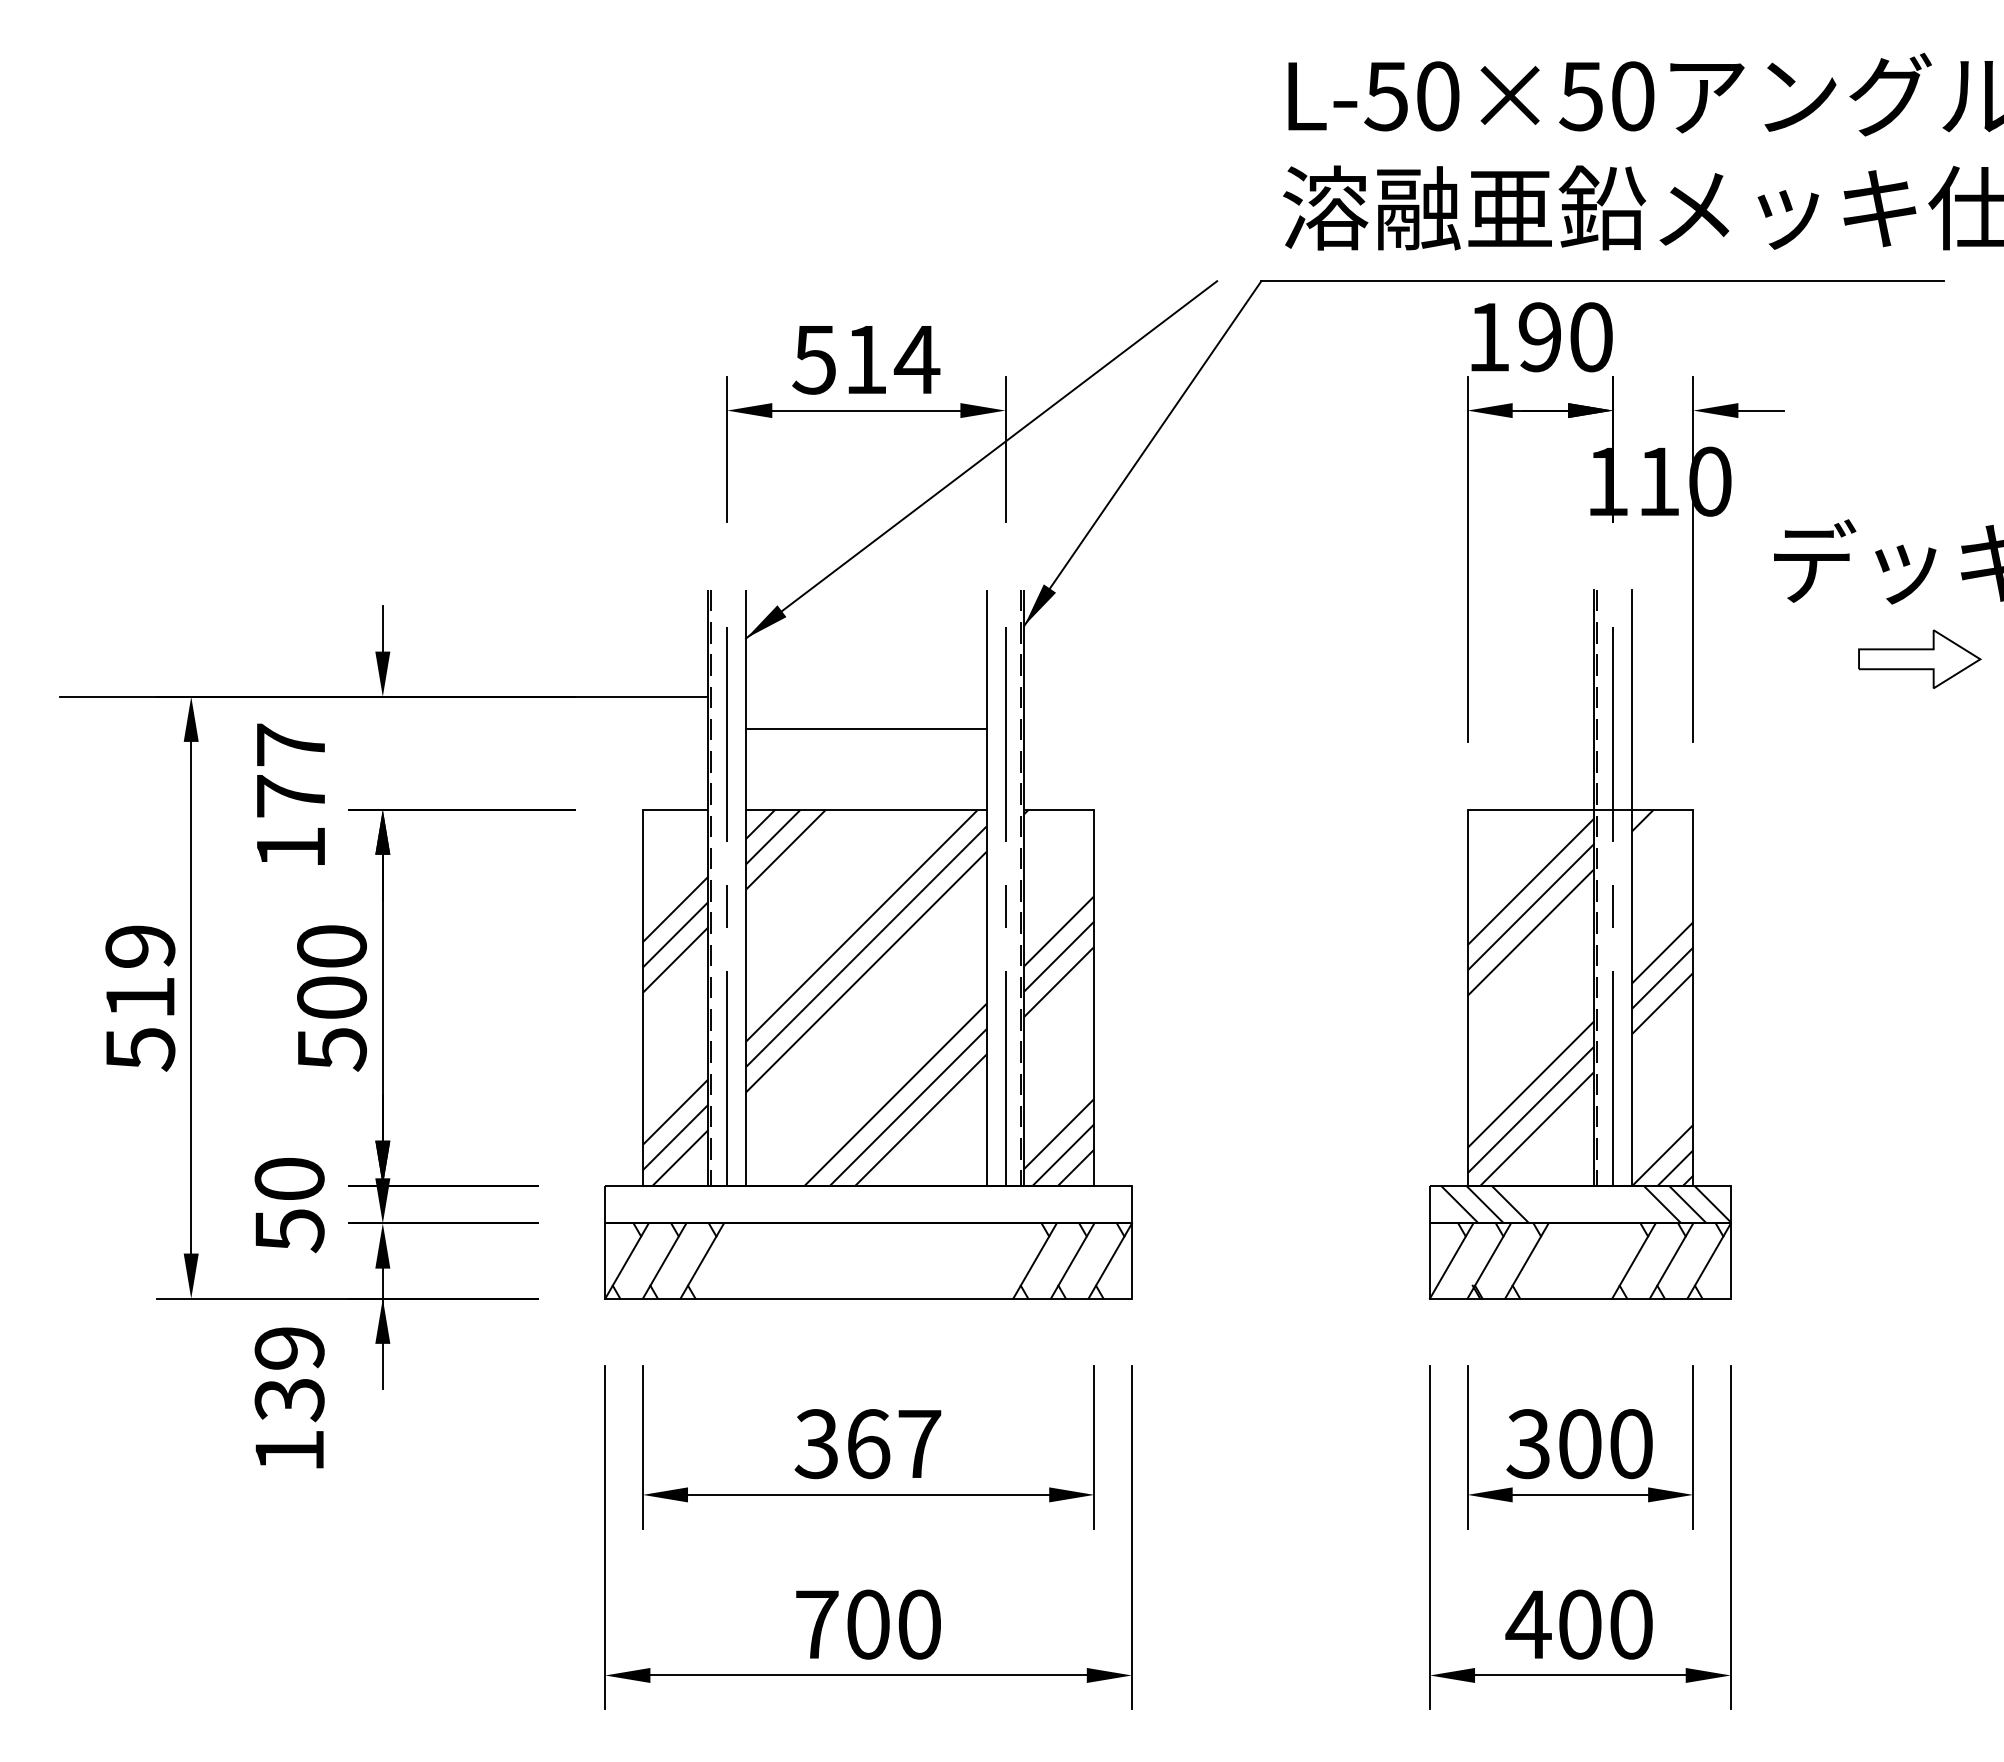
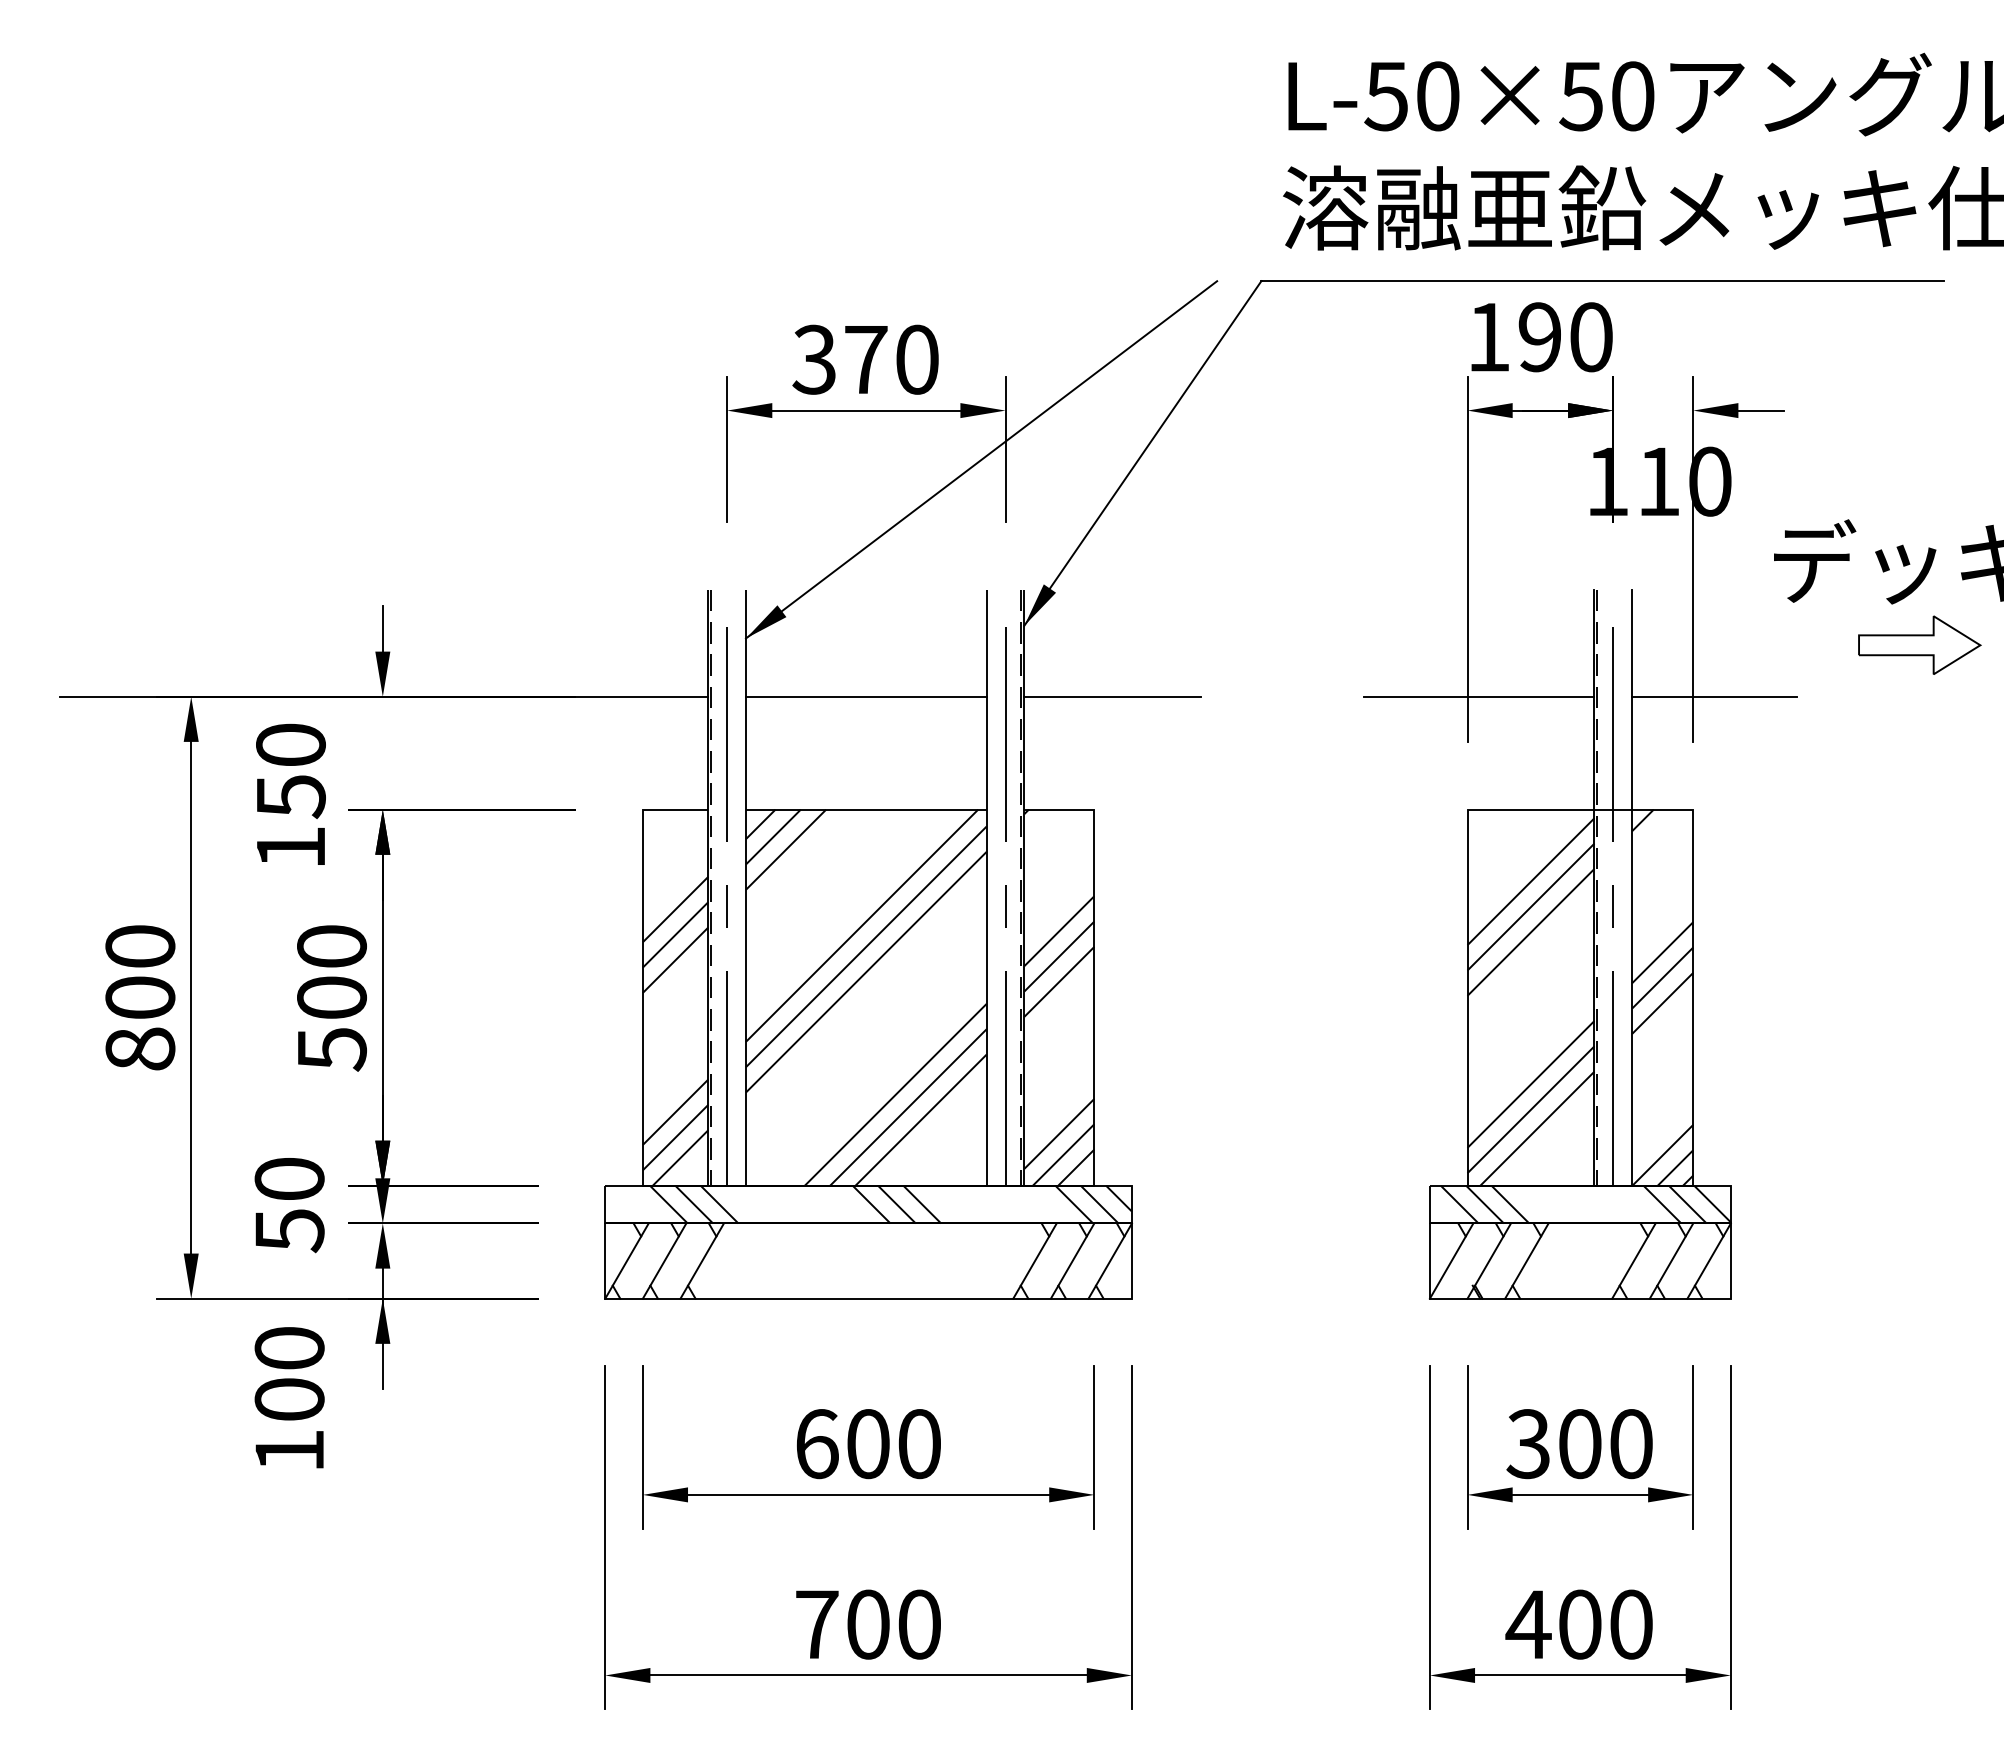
text: 514 -> 370 (866, 359)
part position: (1919, 658) -> (1919, 644) (1919, 644)
line: none -> present (1112, 696)
line: none -> present (1479, 696)
line: none -> present (1714, 696)
line position: (865, 728) -> (865, 696) (865, 696)
text: 177 -> 150 (290, 771)
text: 519 -> 800 (140, 998)
hatch: none -> present (890, 1204)
text: 139 -> 100 (289, 1374)
text: 367 -> 600 (867, 1444)
